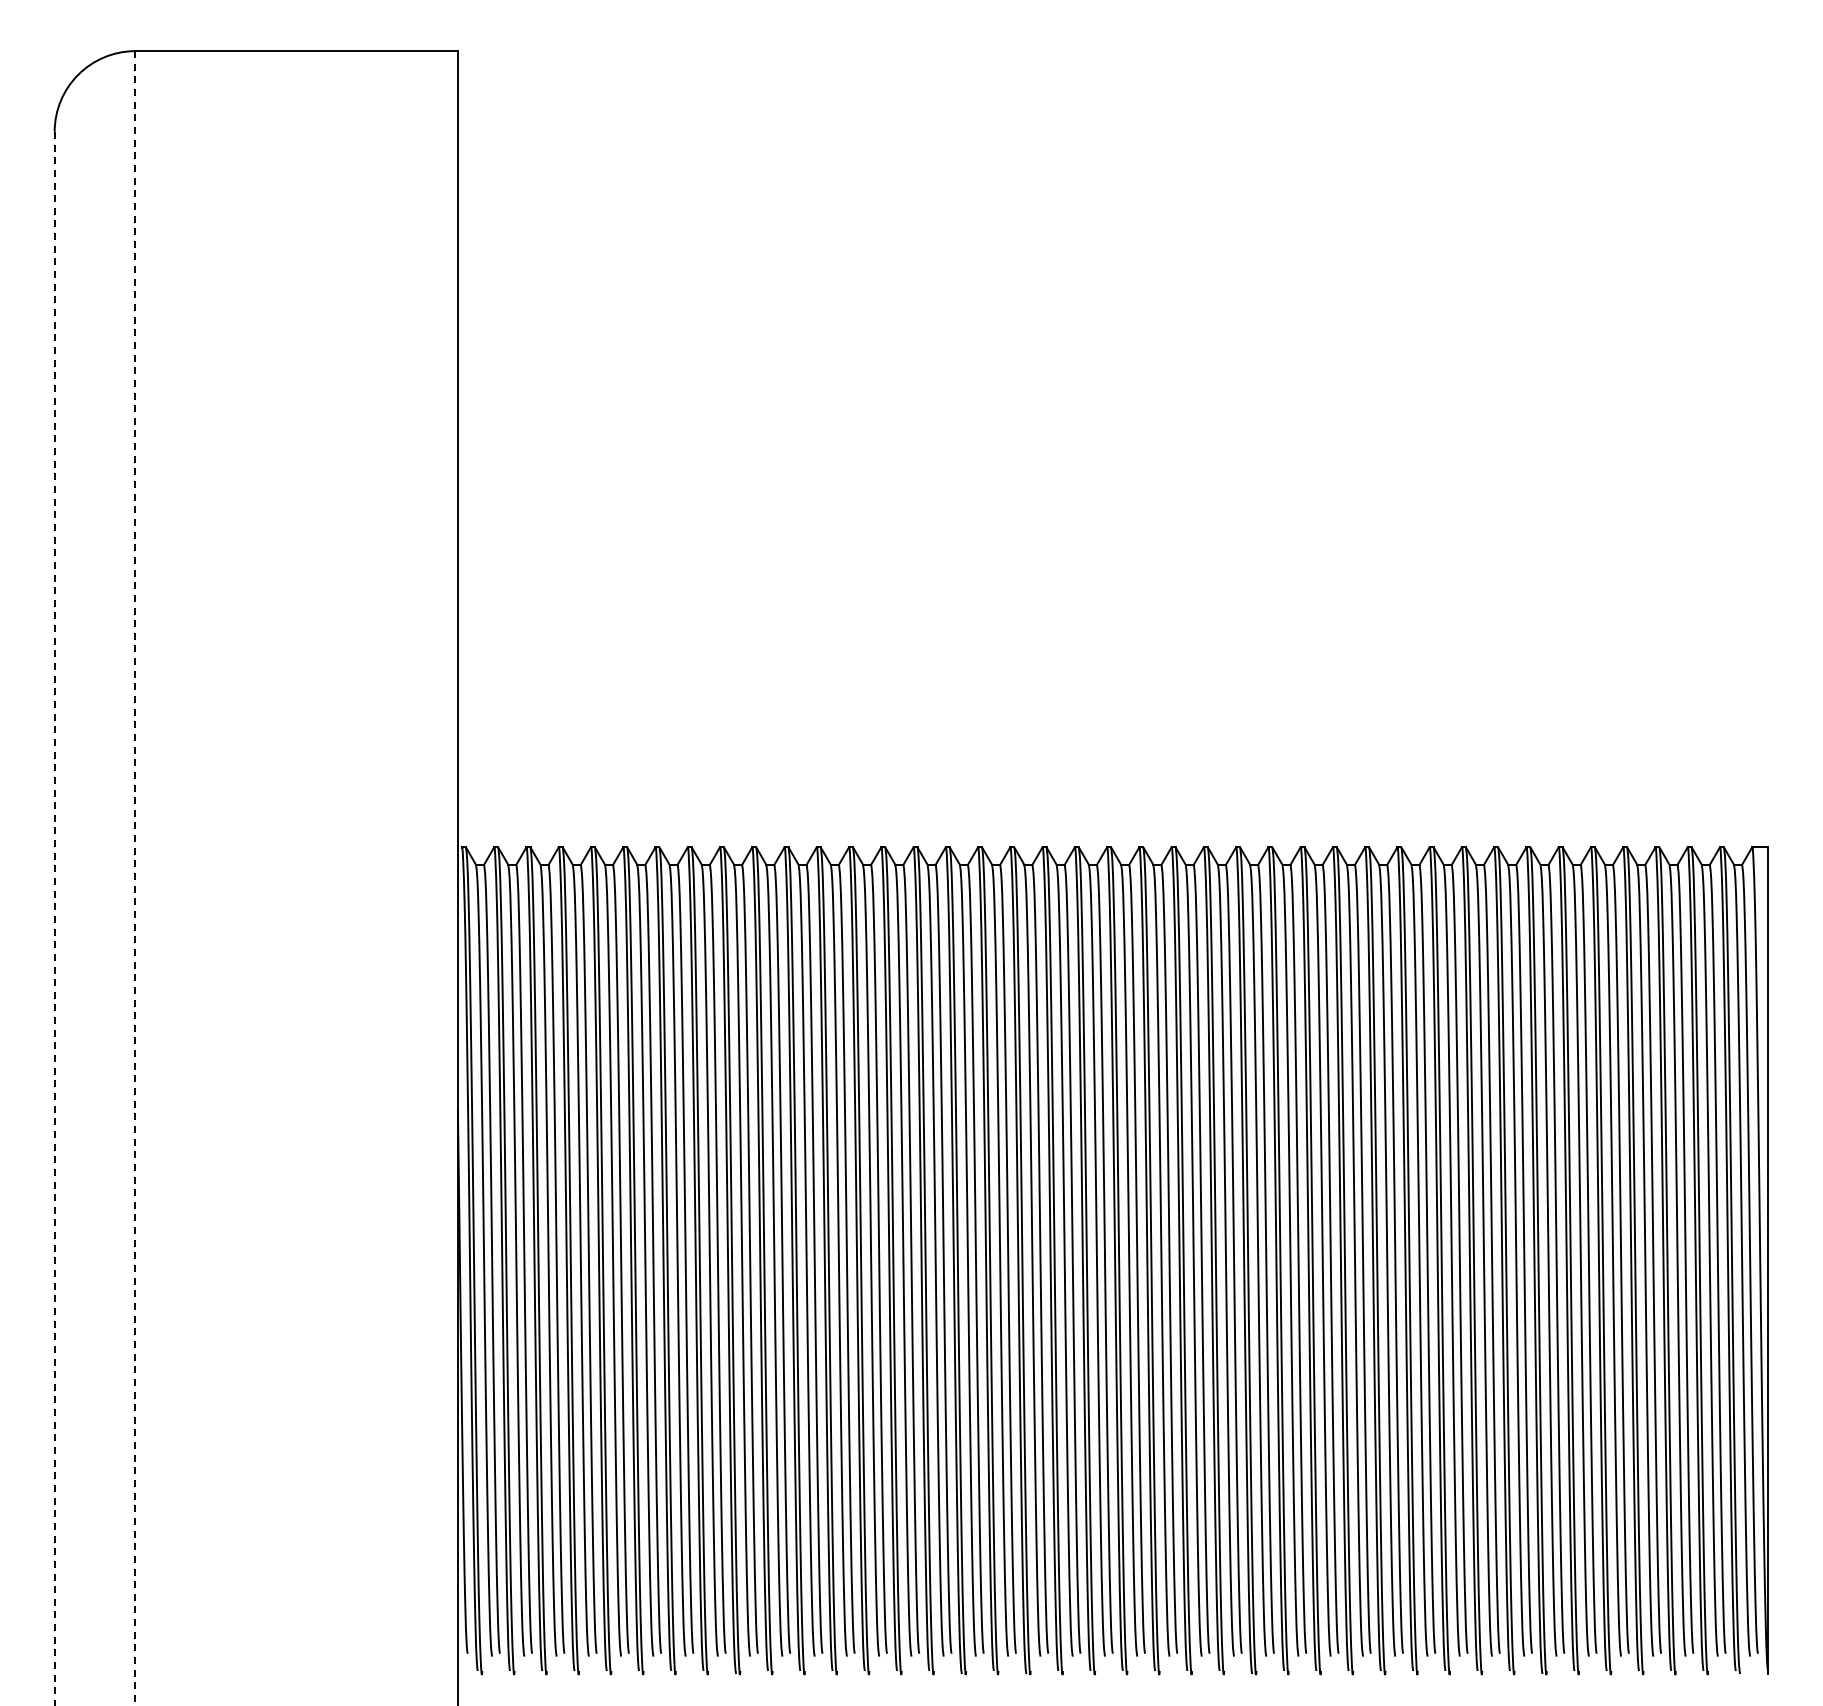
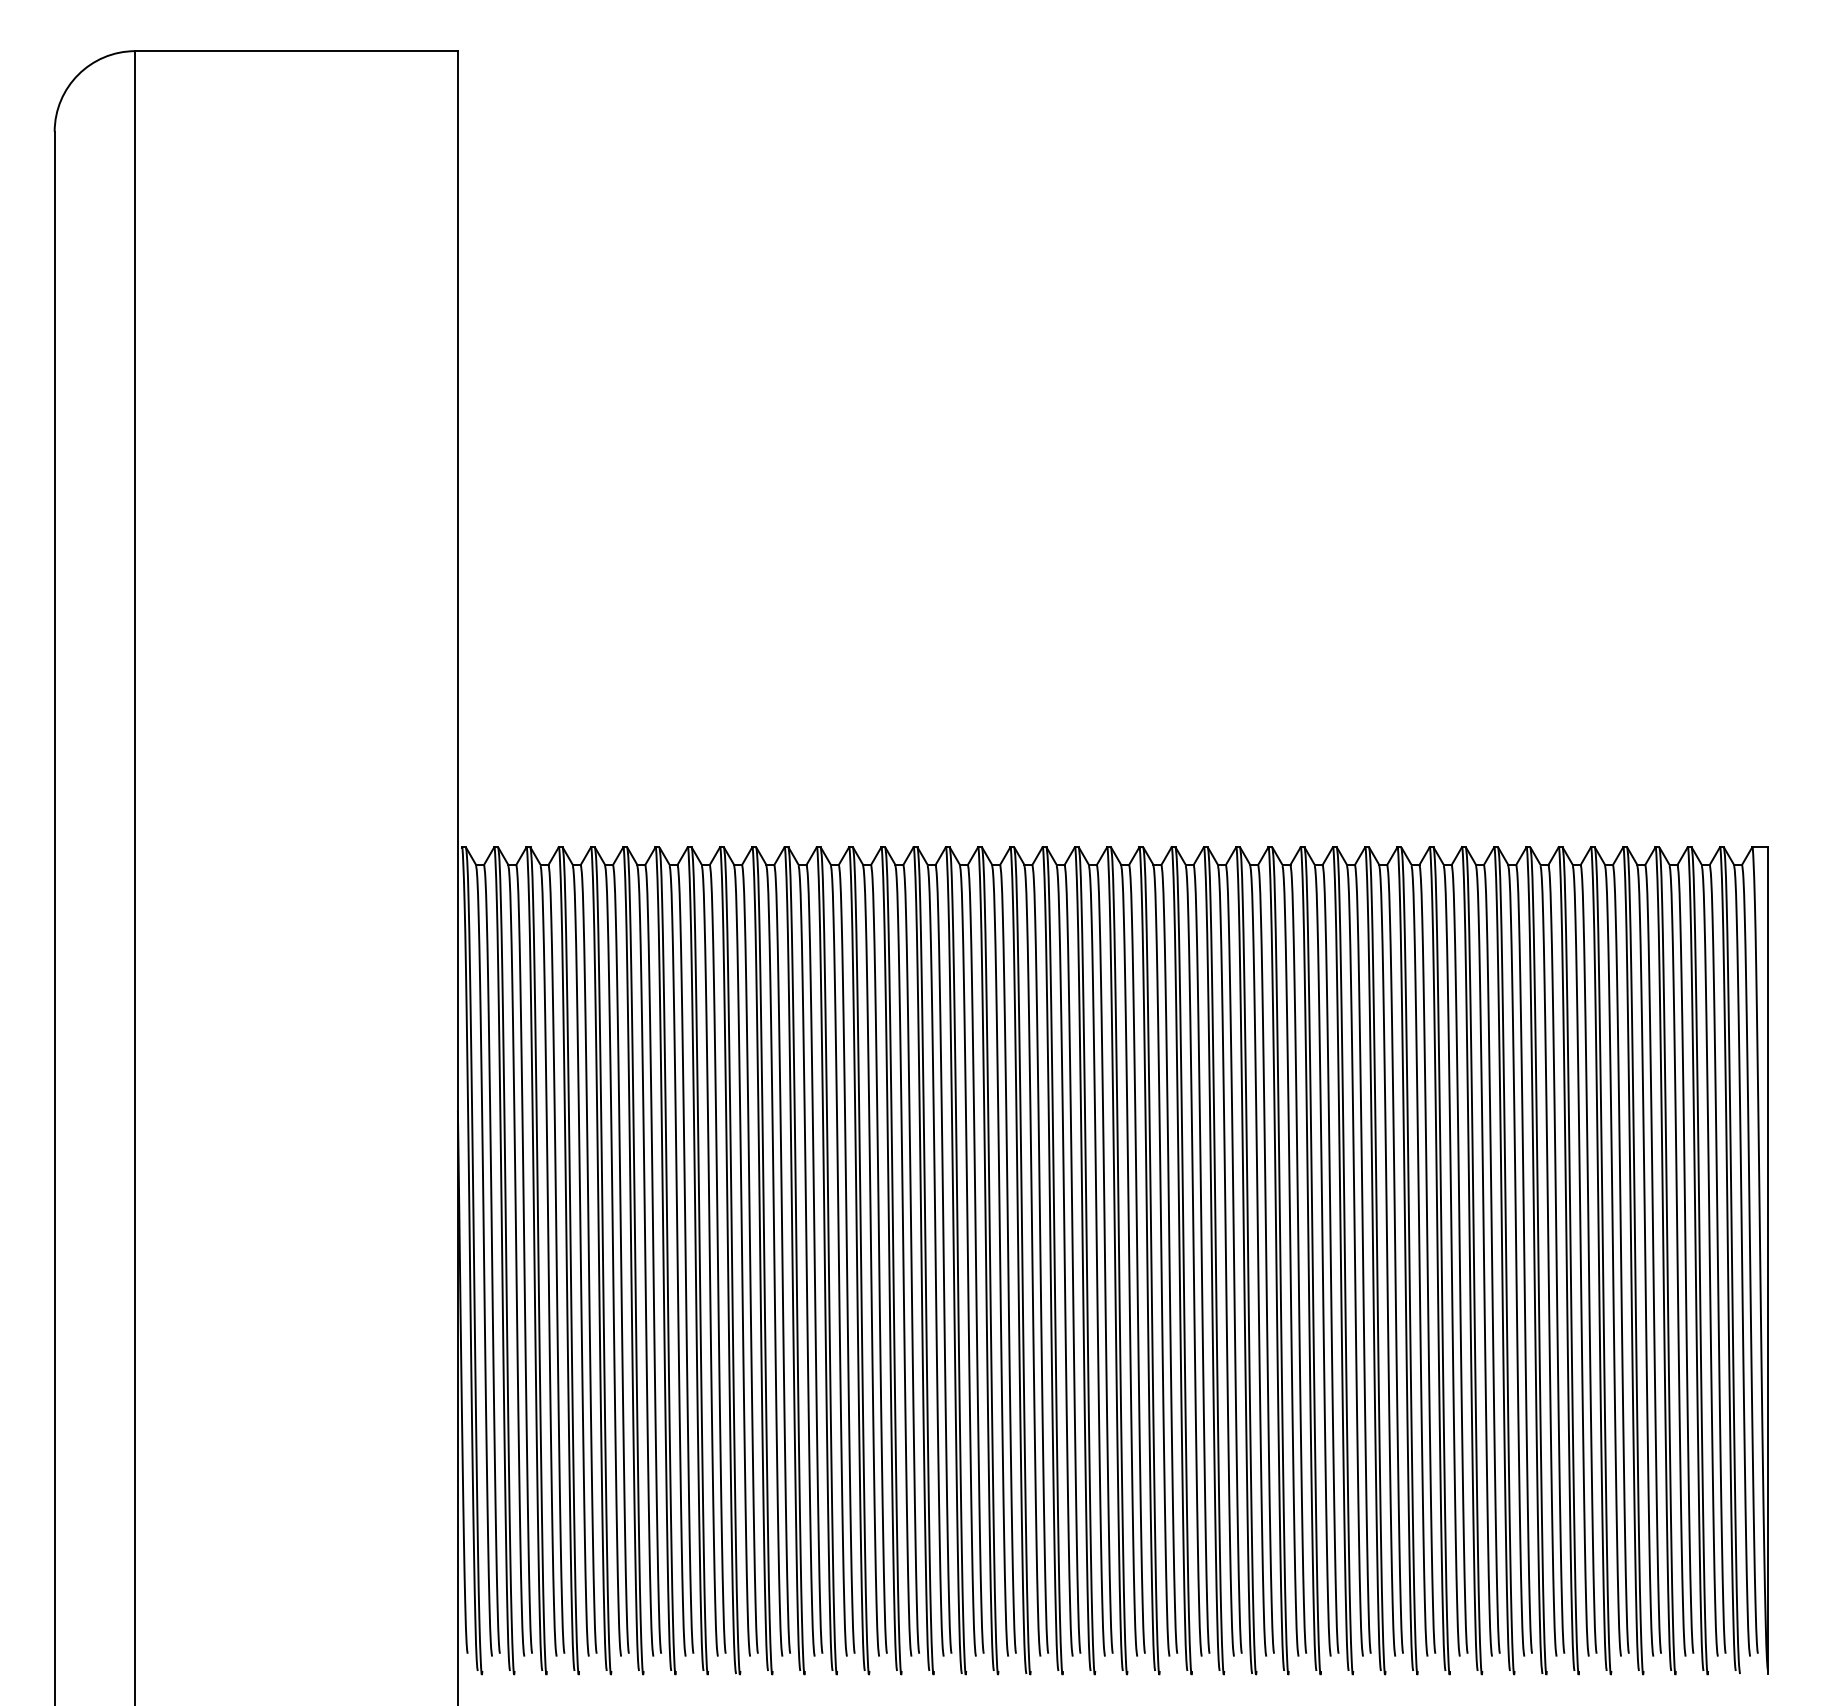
line: dashed -> solid (135, 878)
line: dashed -> solid (54, 918)
